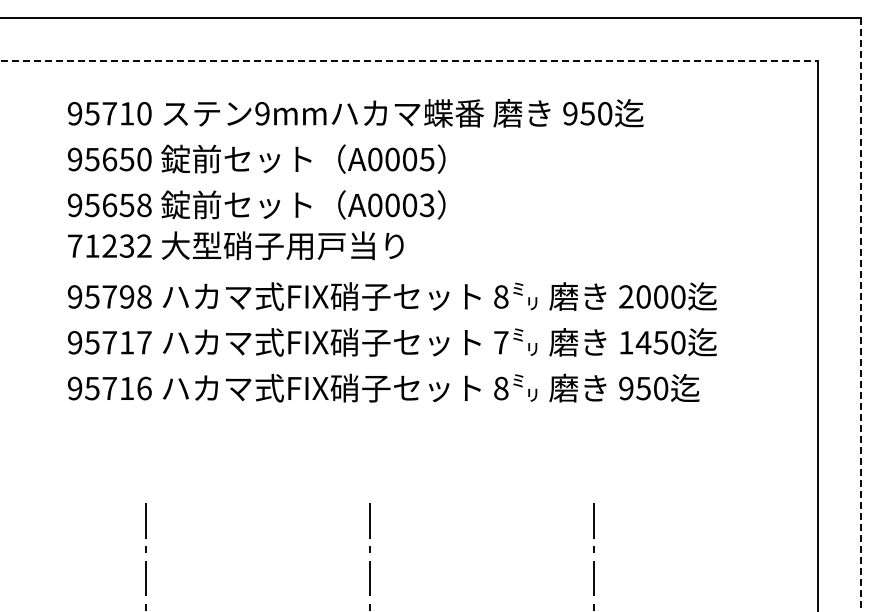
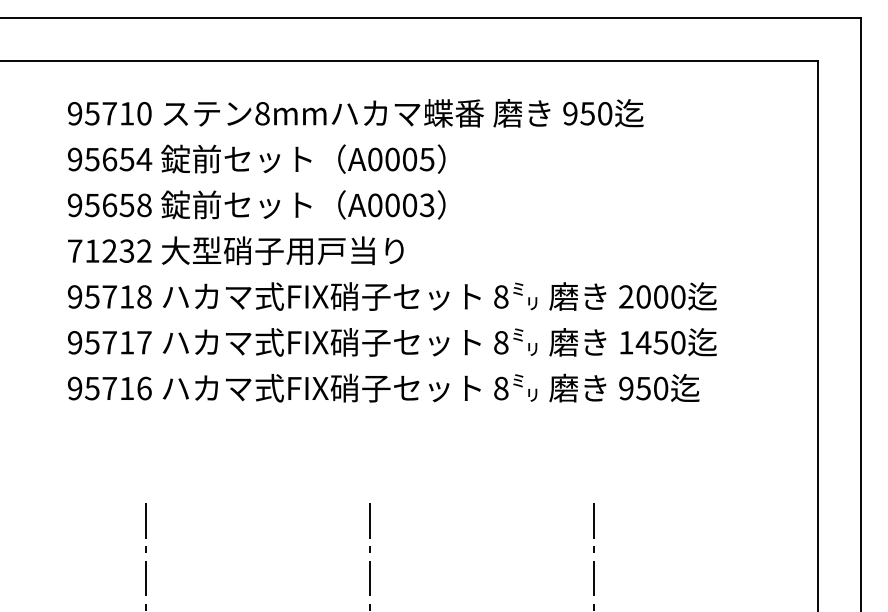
line: dashed -> solid (409, 61)
text: 9mm -> 8mm (262, 113)
text: 95650 -> 95654 (144, 159)
text position: (235, 245) -> (235, 250) (235, 250)
text: 95798 -> 95718 (127, 296)
line: dashed -> solid (861, 315)
text: 7 -> 8 (501, 342)
